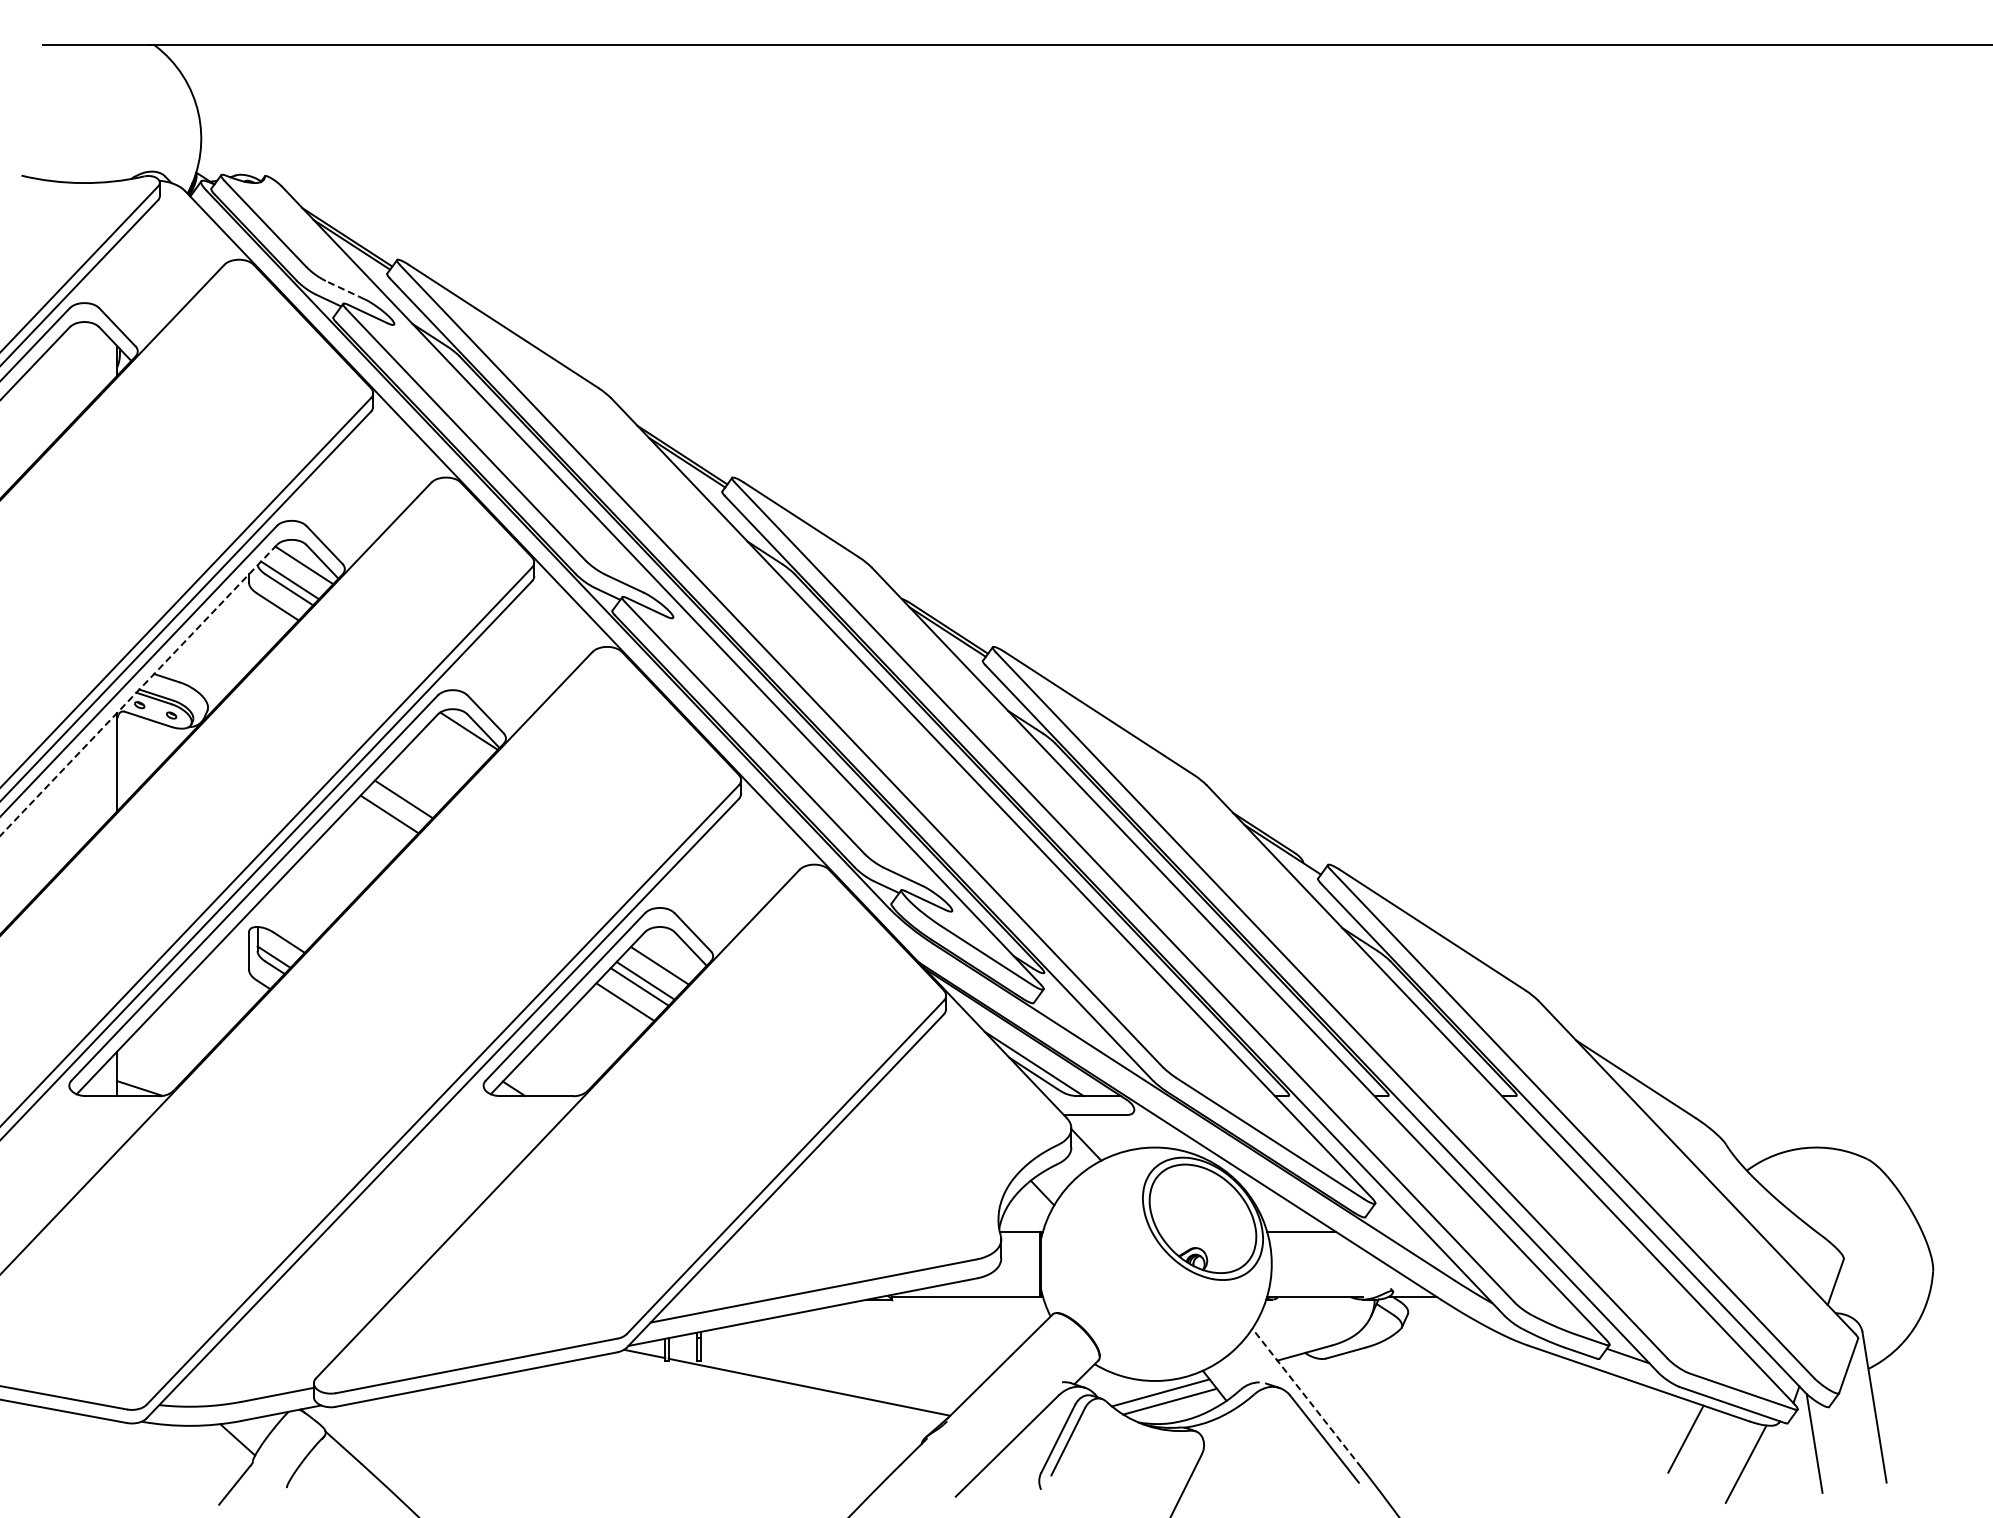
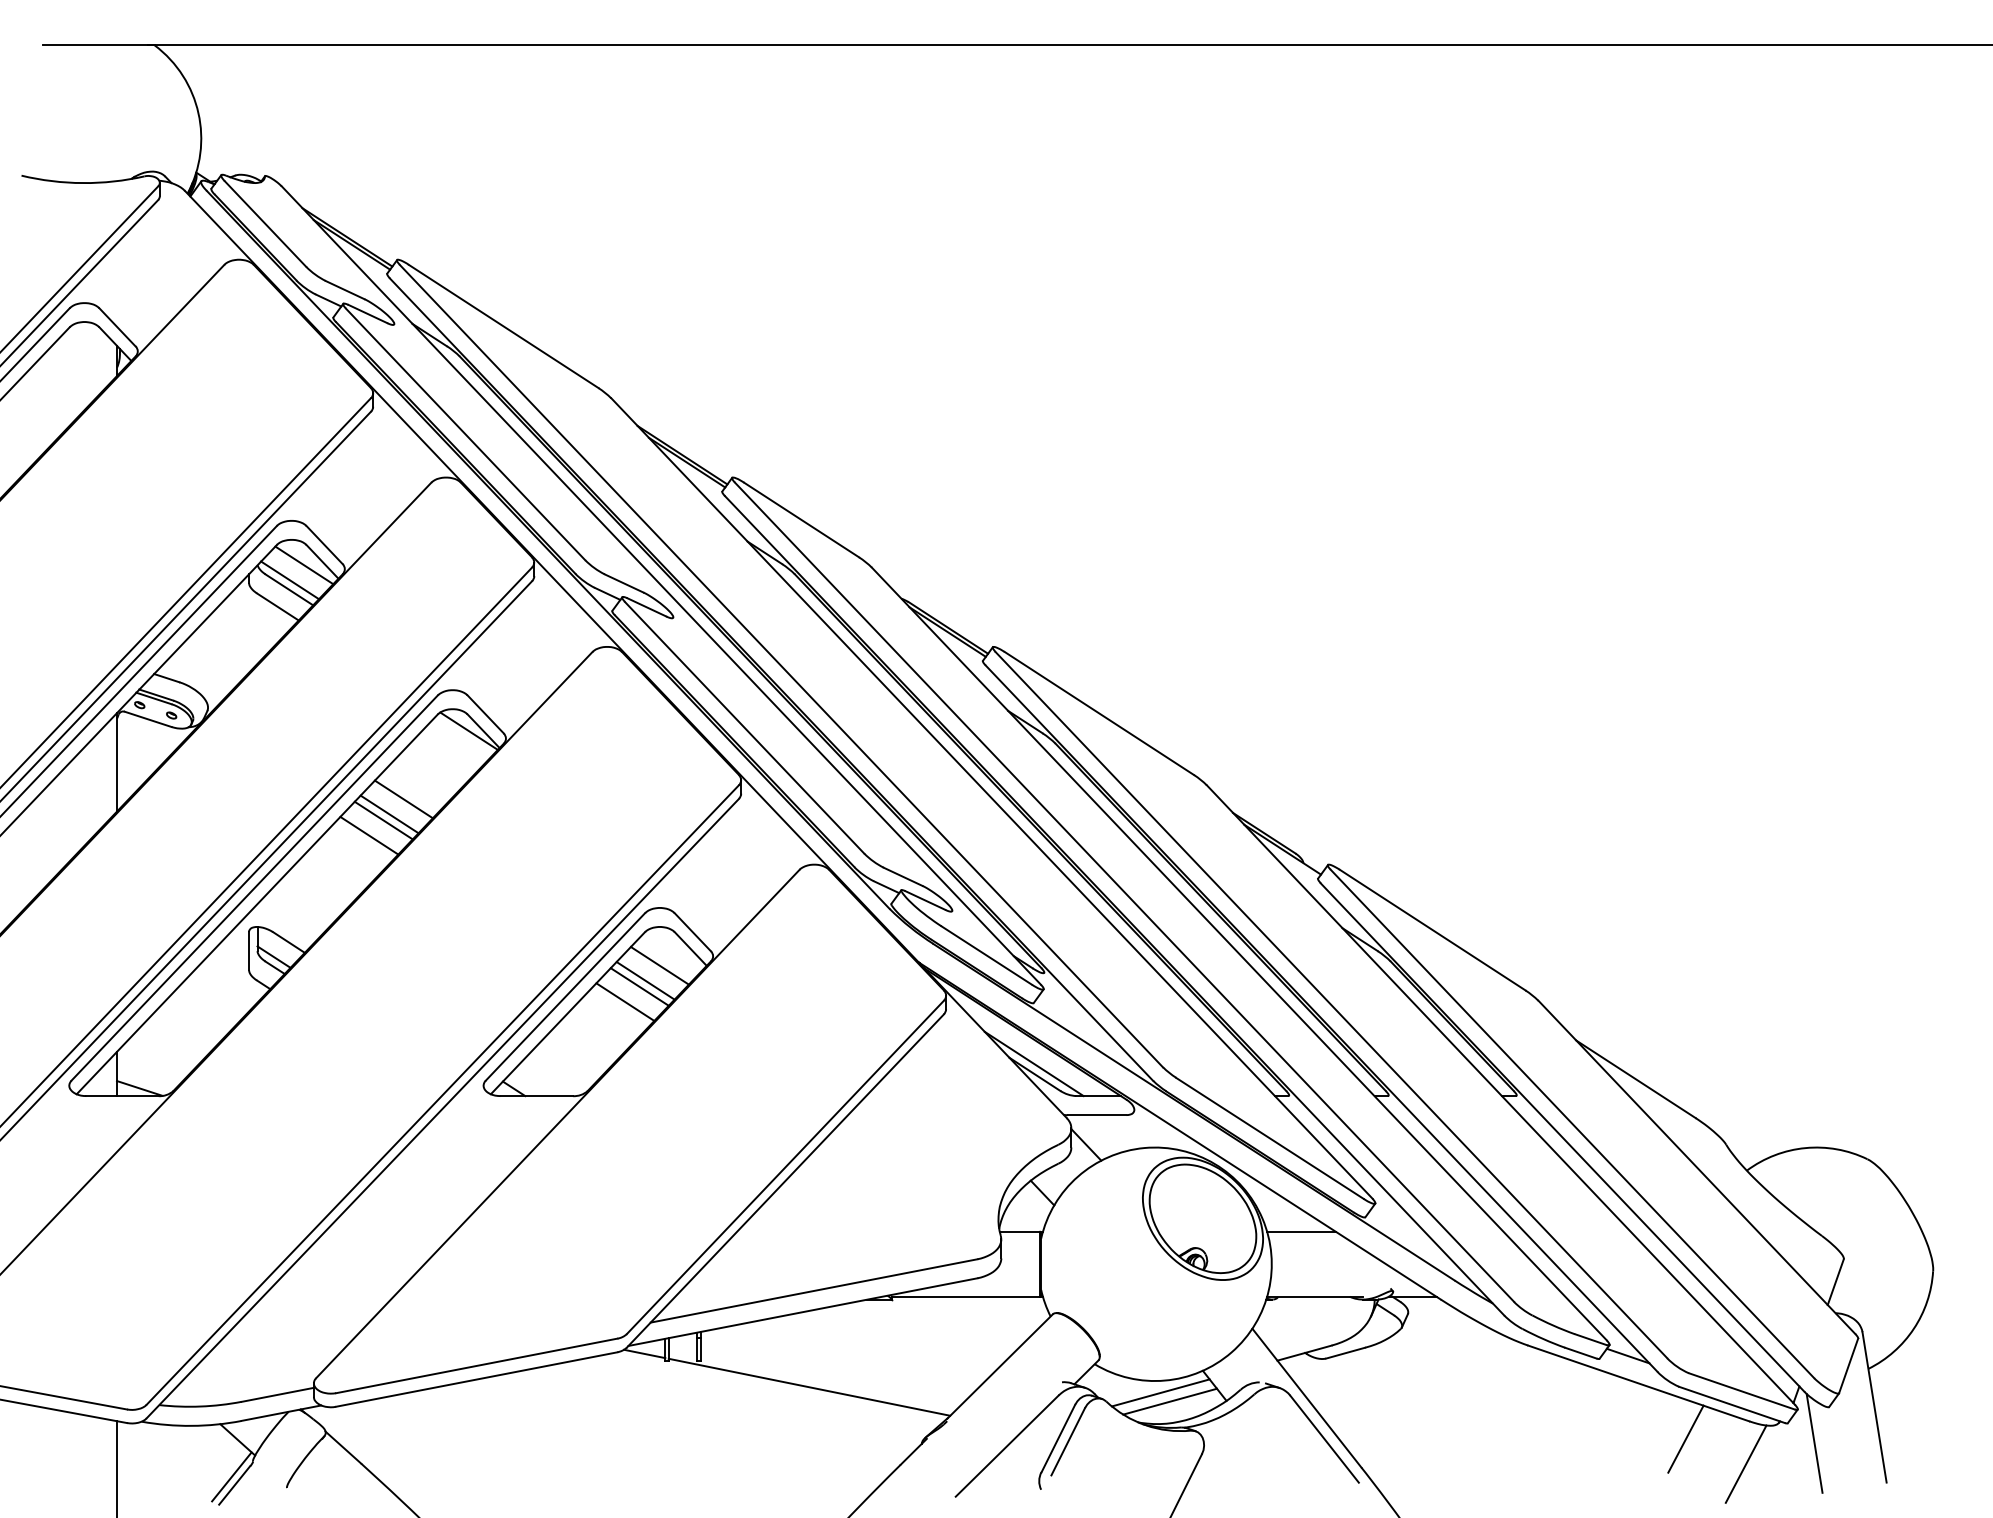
line: dashed -> solid (344, 289)
line: dashed -> solid (138, 690)
line: none -> present (383, 820)
line: none -> present (369, 835)
line: dashed -> solid (1306, 1397)
line: none -> present (117, 1467)
line: none -> present (231, 1476)
